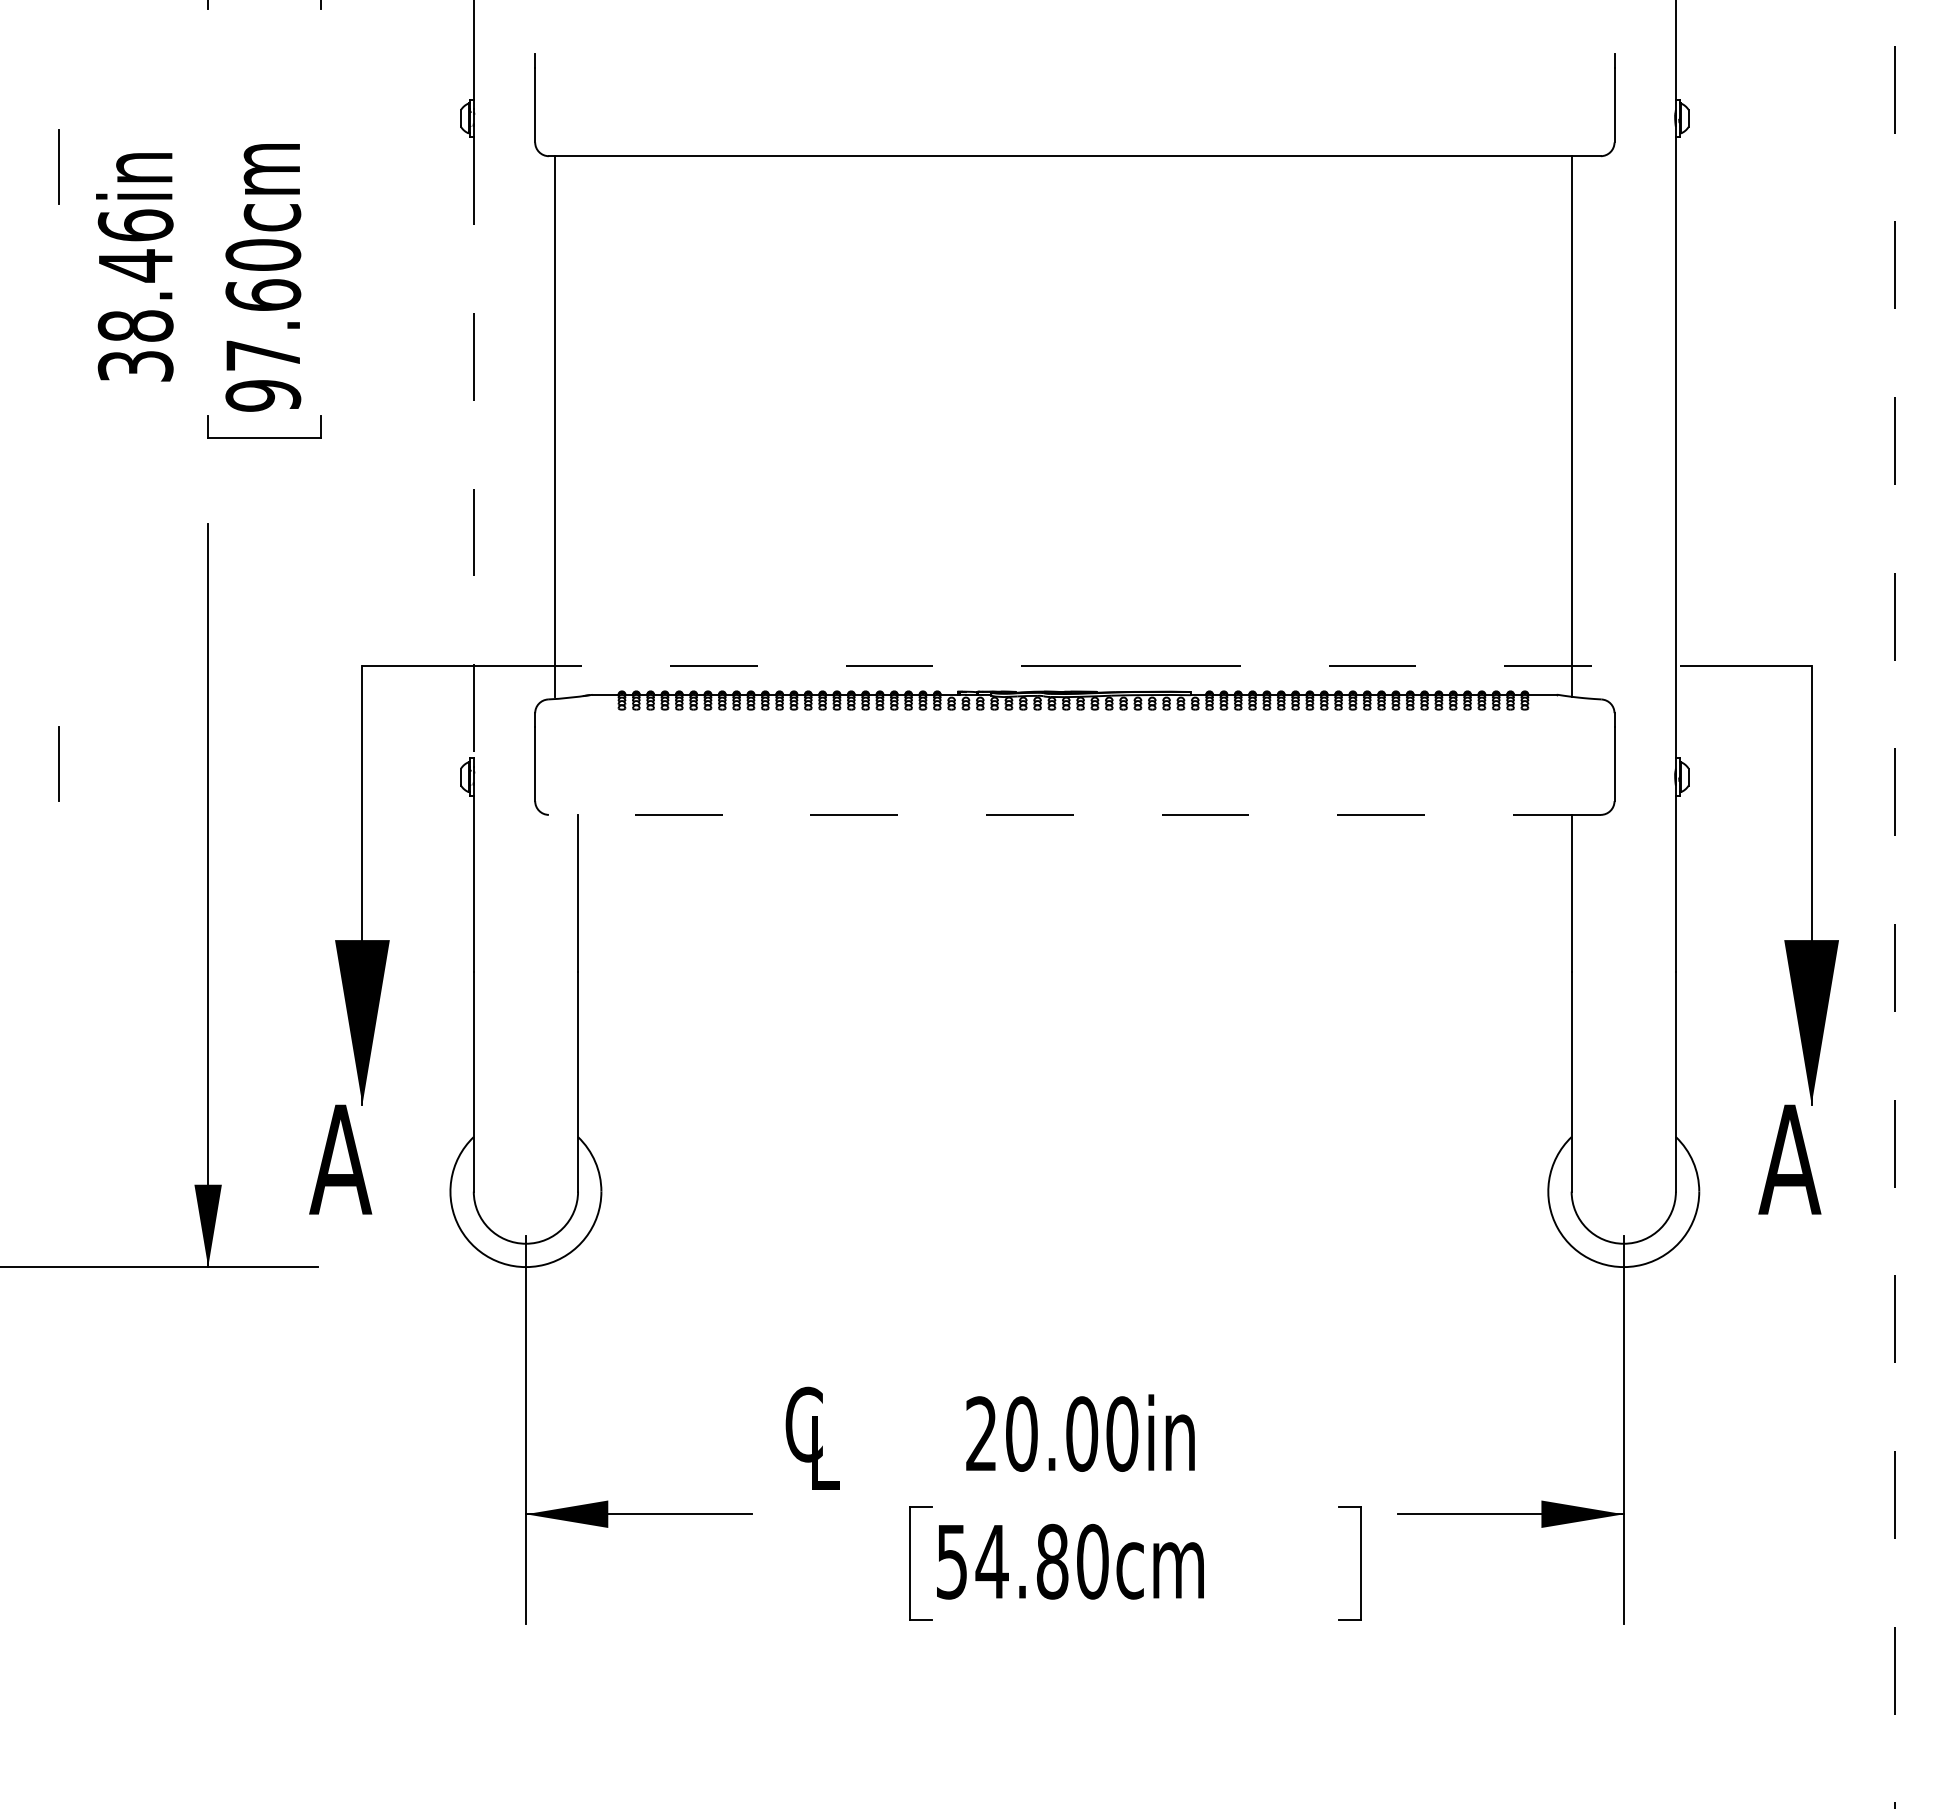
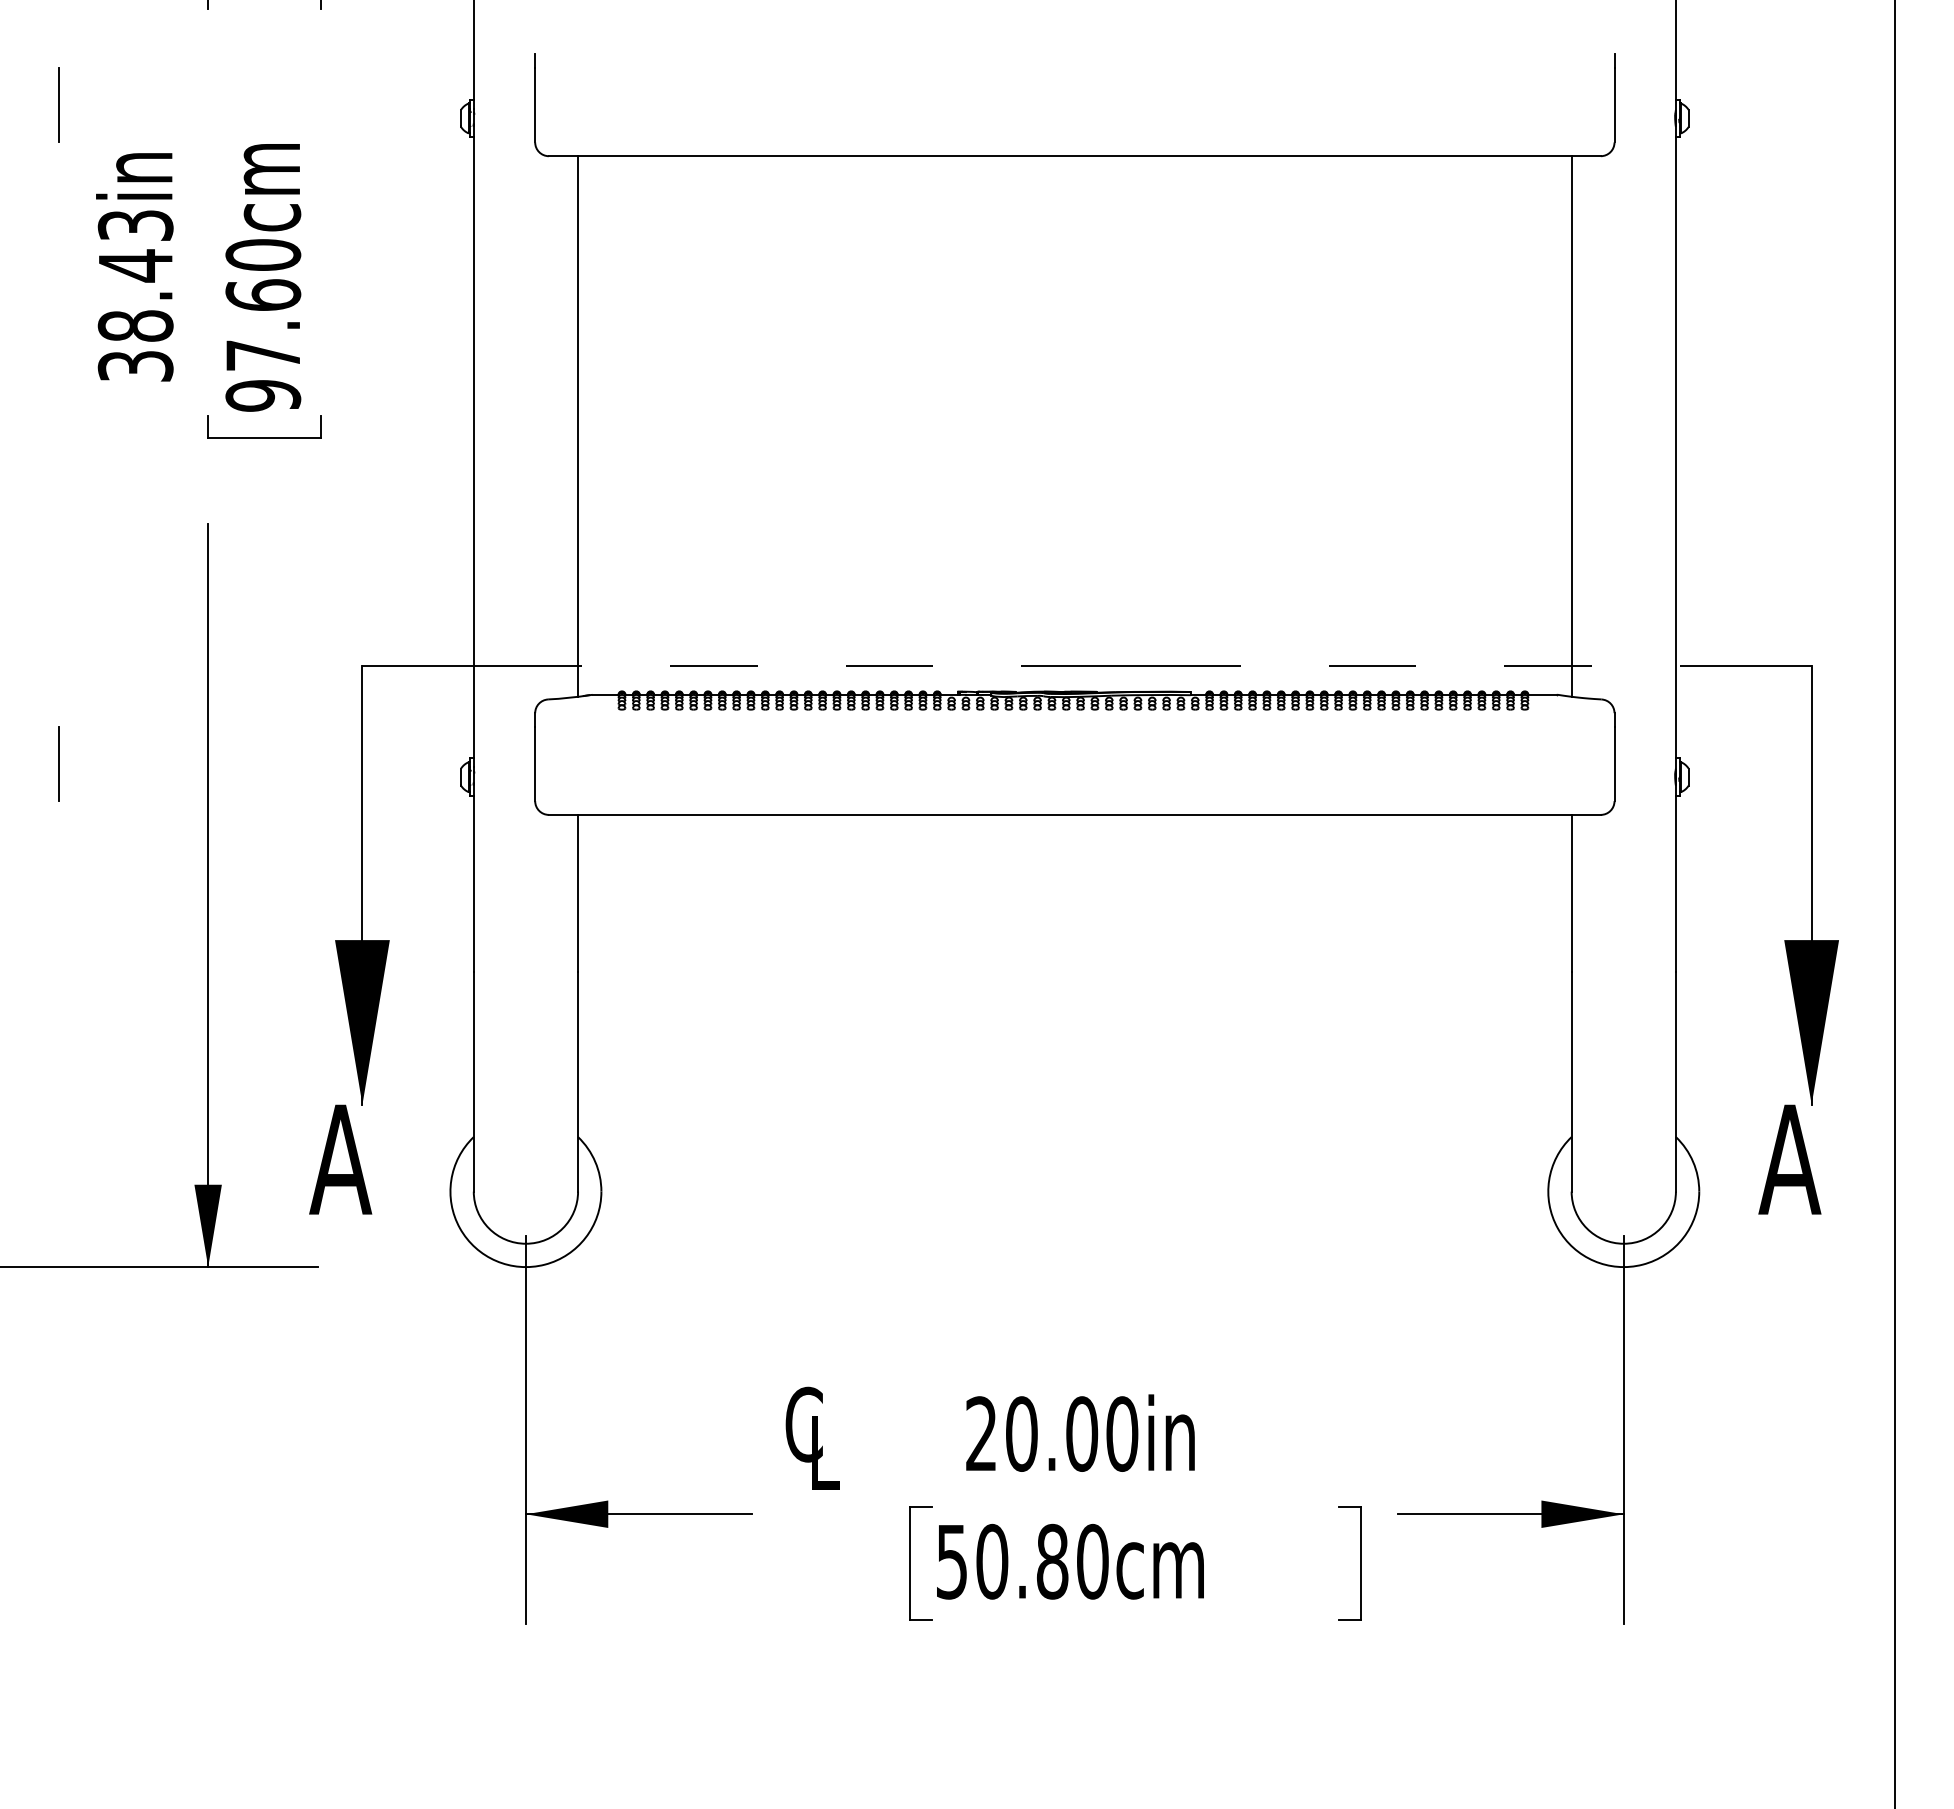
line position: (58, 166) -> (58, 104) (58, 104)
text: 38.46in -> 38.43in (135, 225)
line position: (555, 426) -> (578, 426) (578, 426)
line: dashed -> solid (473, 448)
line: dashed -> solid (1074, 814)
line: dashed -> solid (1895, 905)
text: 54.80cm -> 50.80cm (991, 1561)
